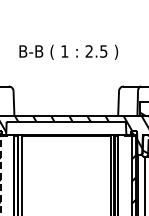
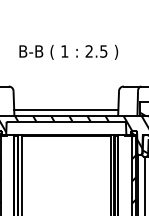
line: none -> present (66, 110)
line: dashed -> solid (0, 174)
